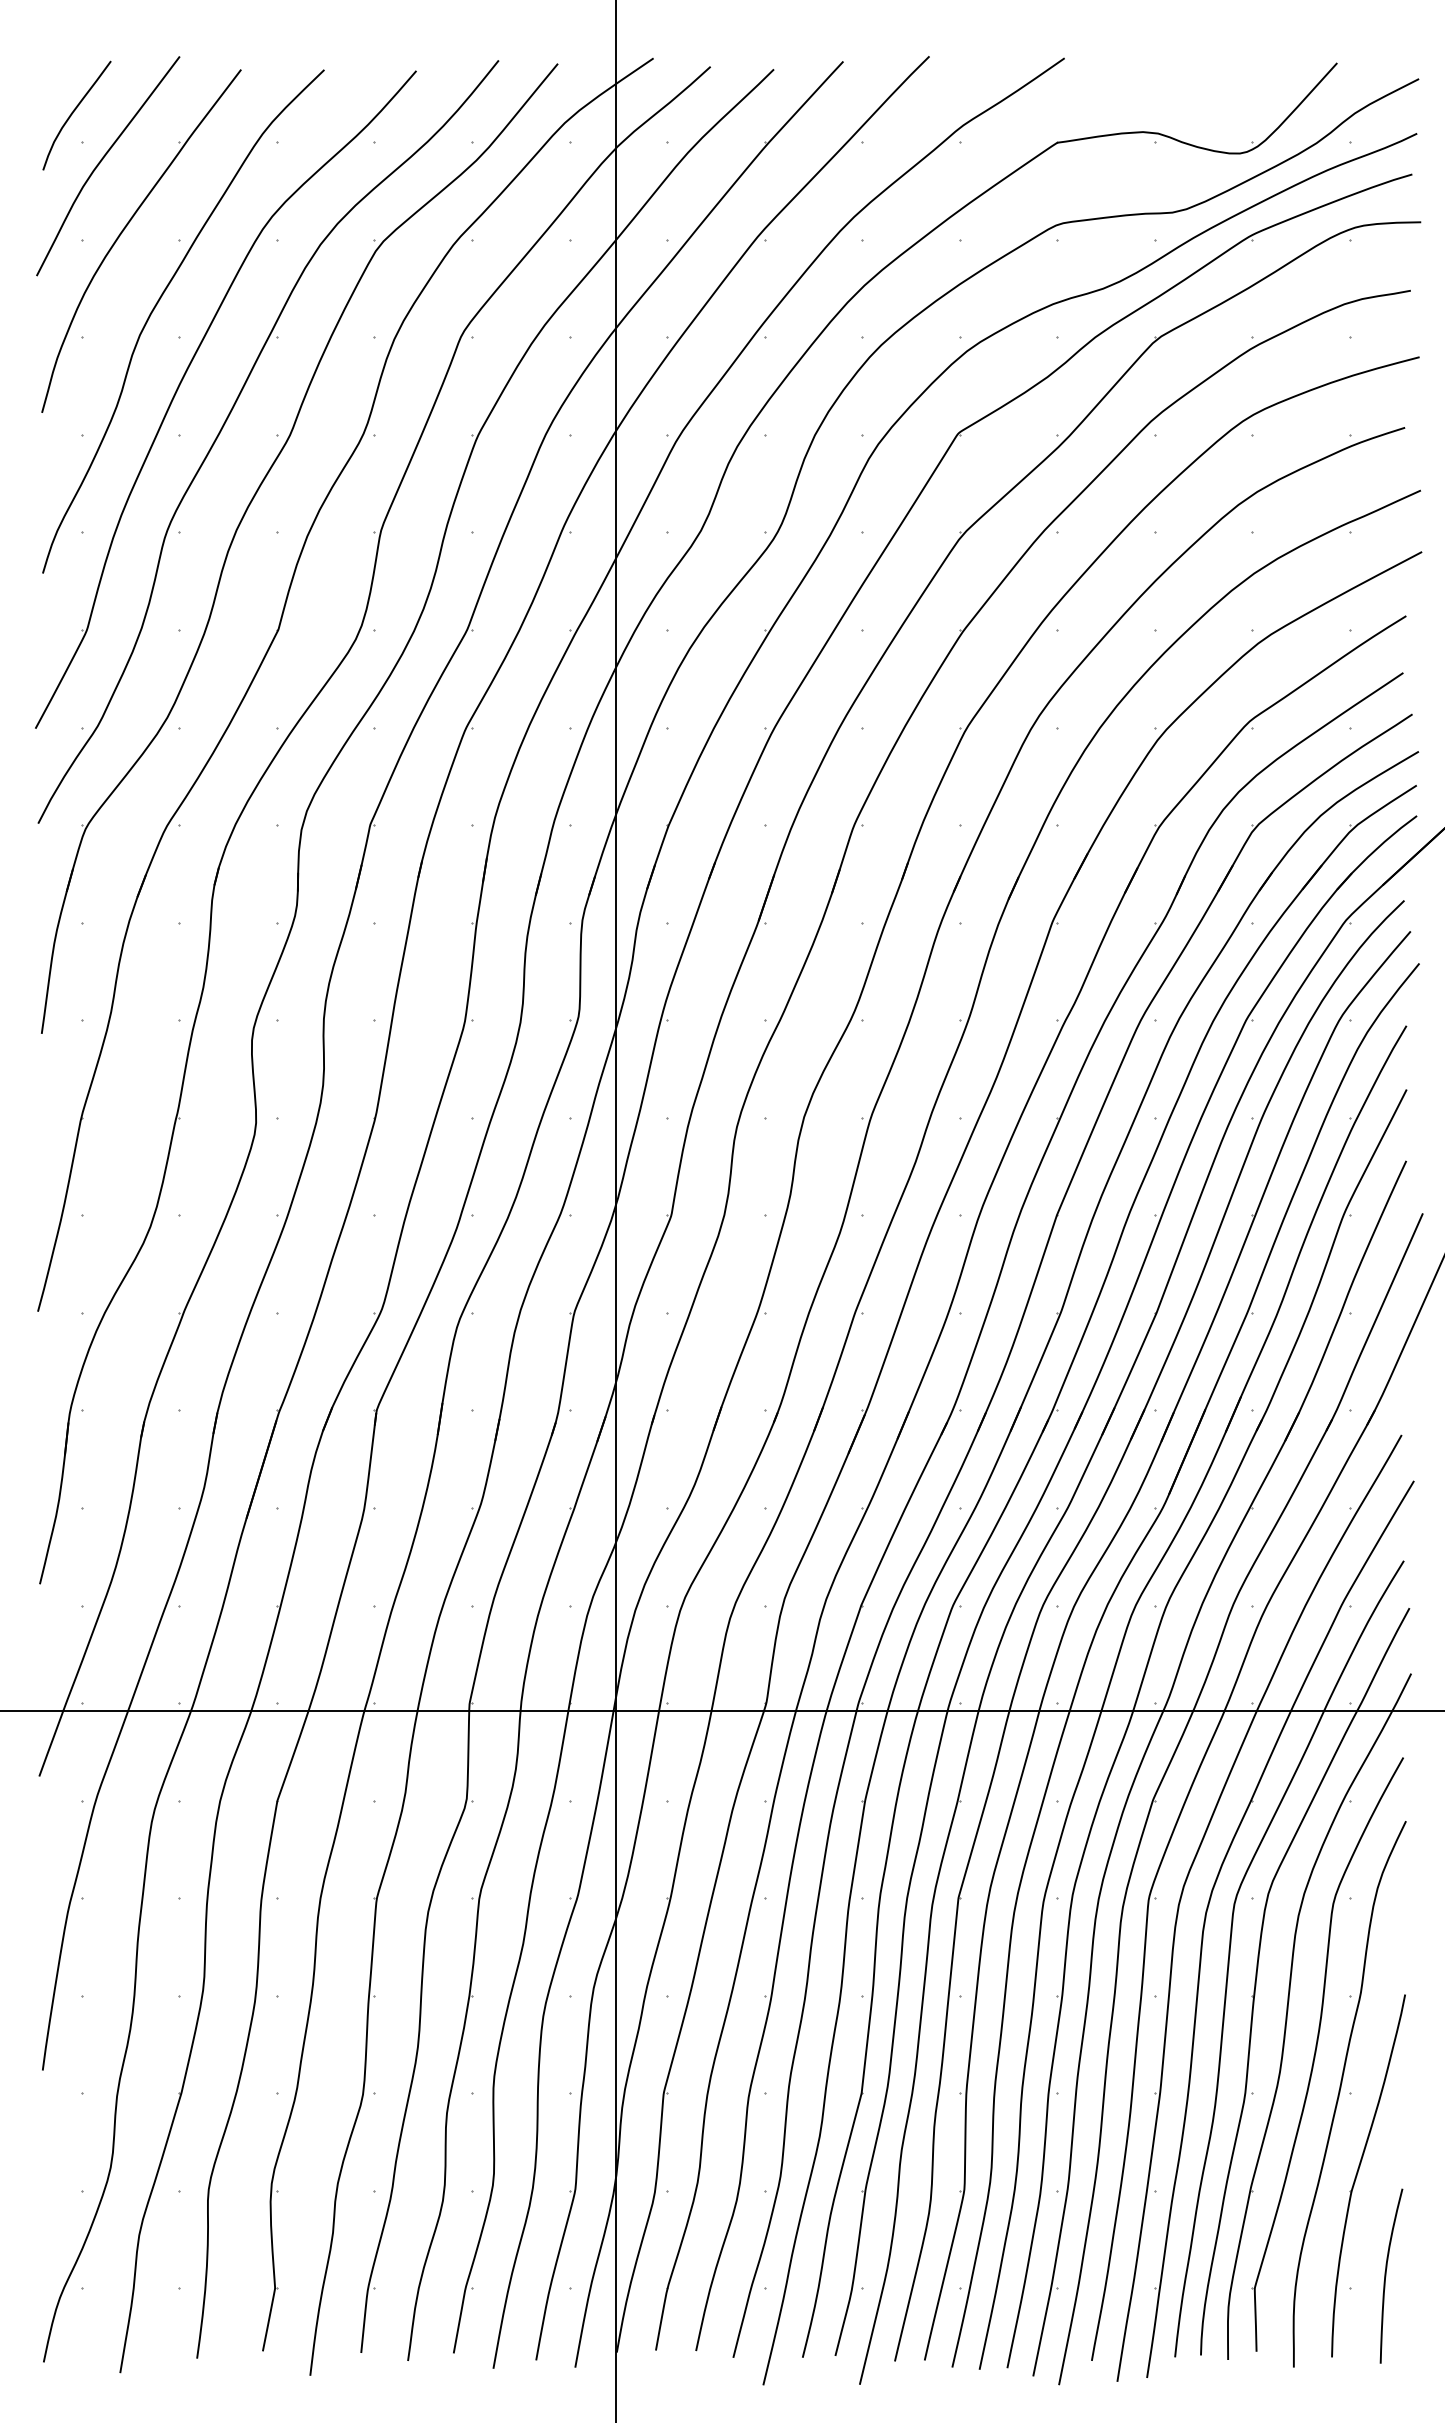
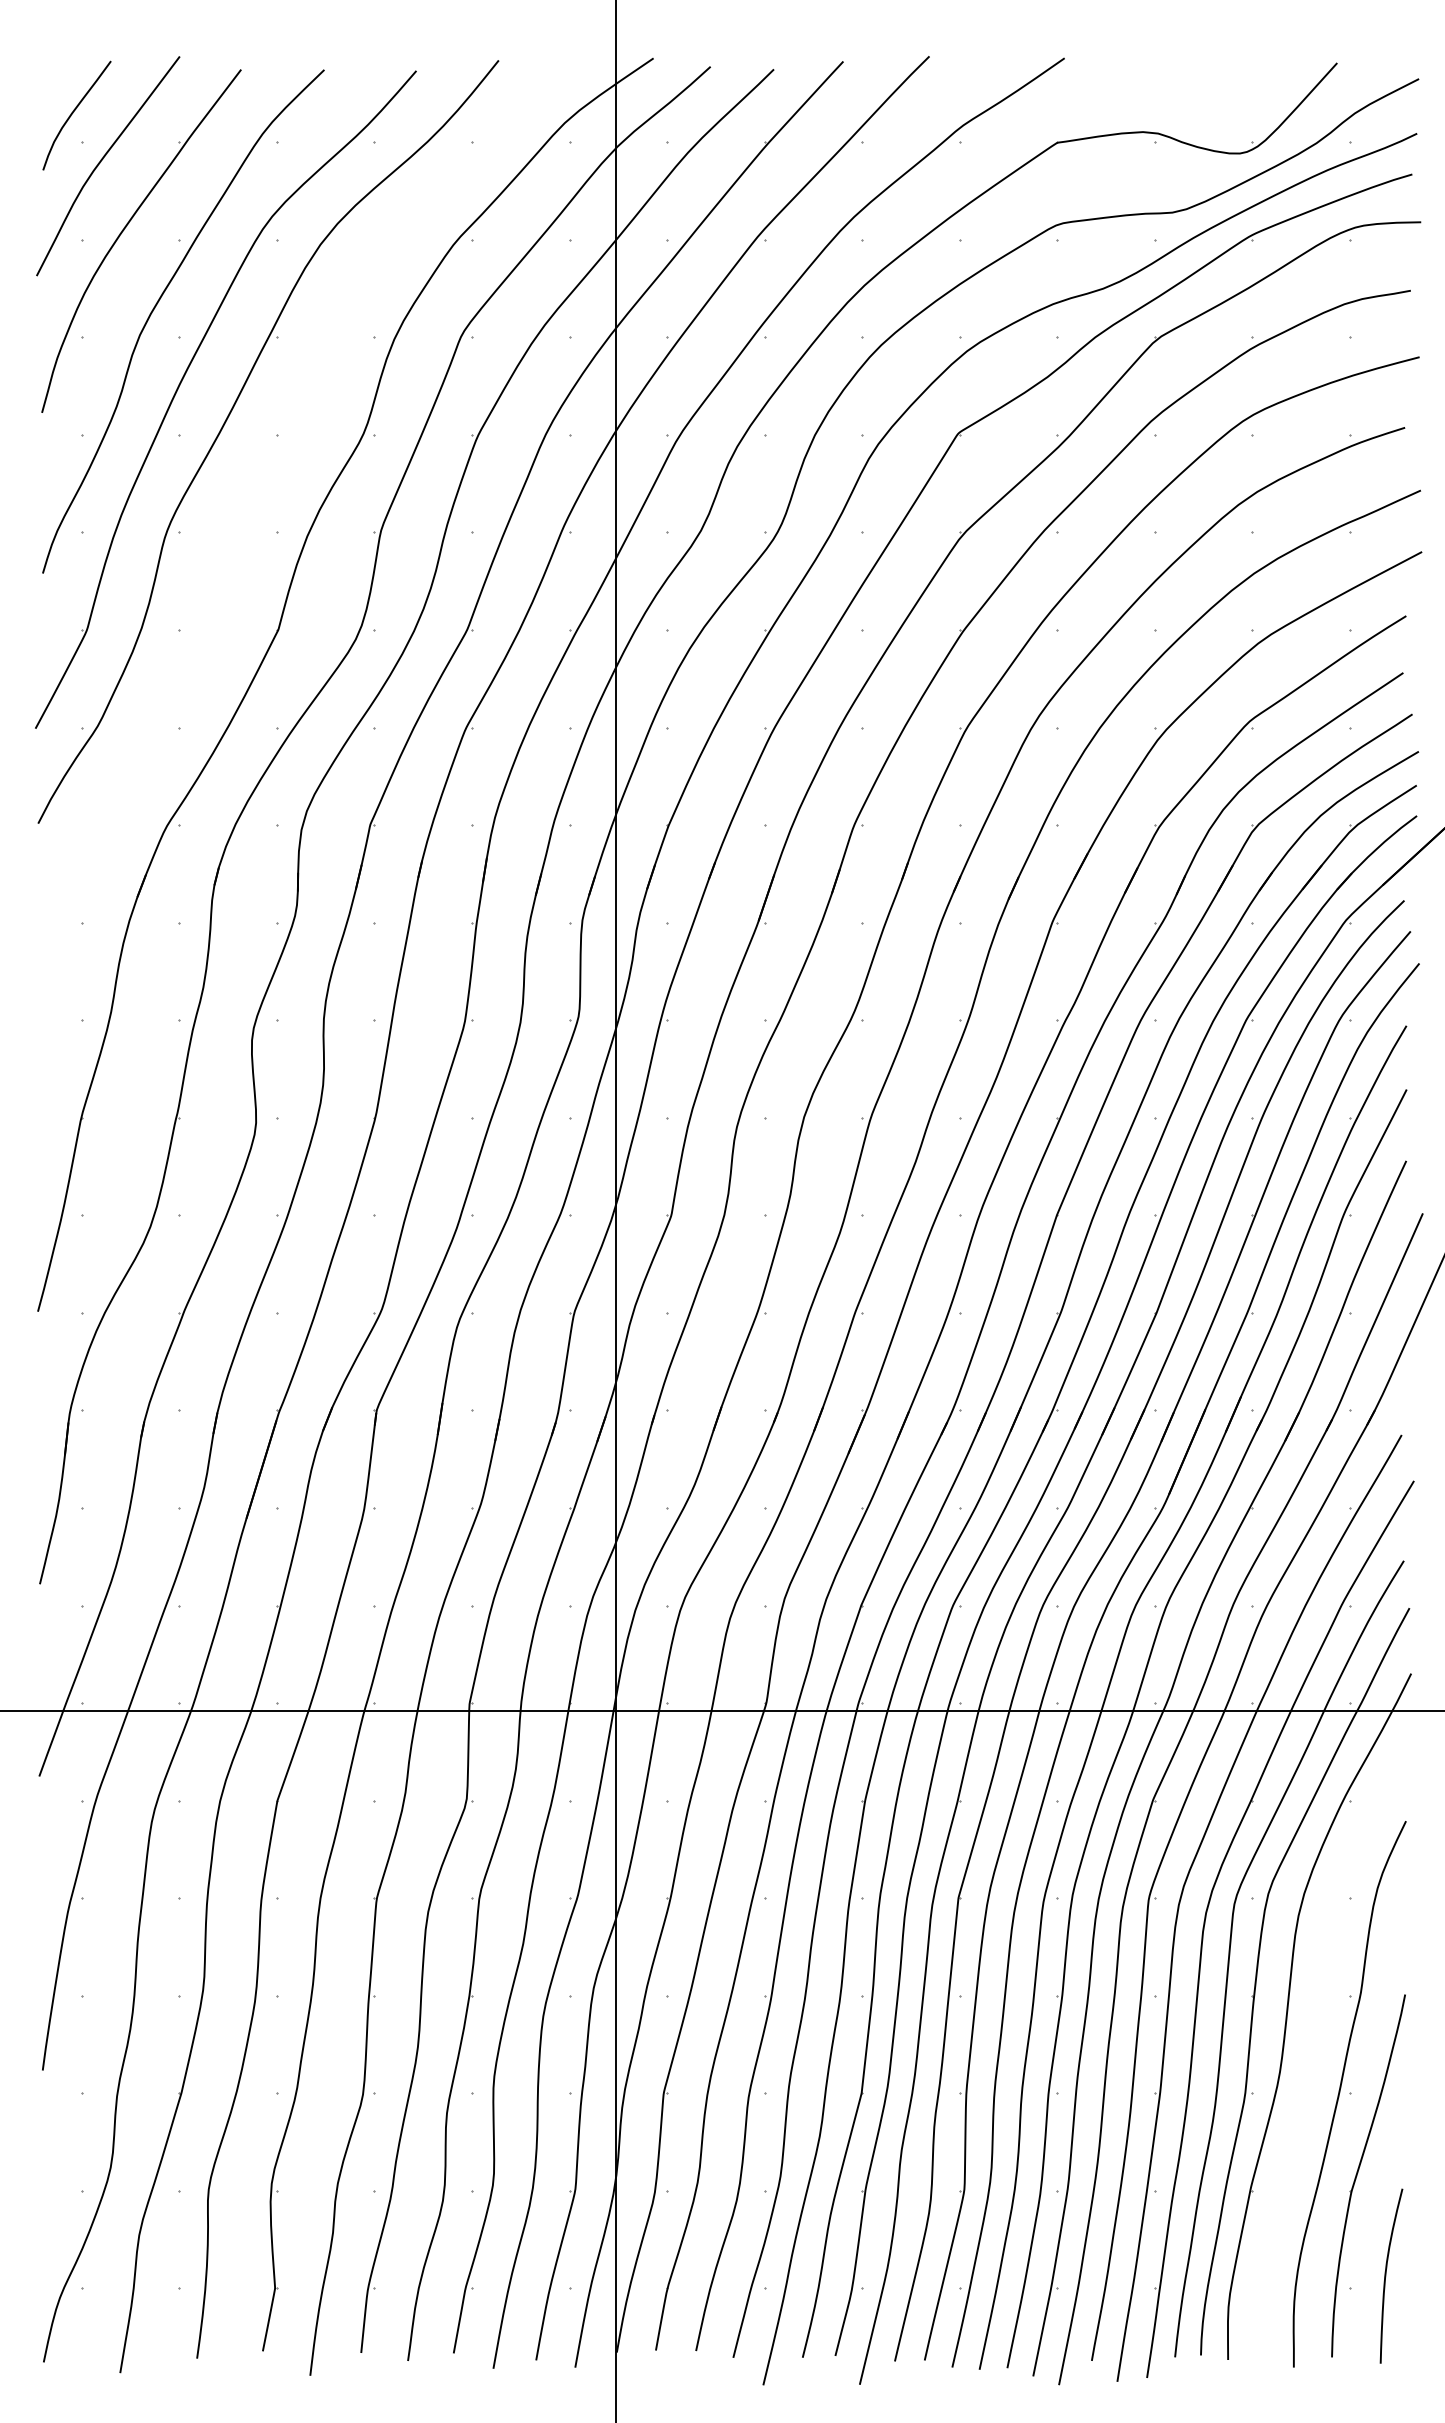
part: present -> none (242, 520)
part: present -> none (1316, 2053)
